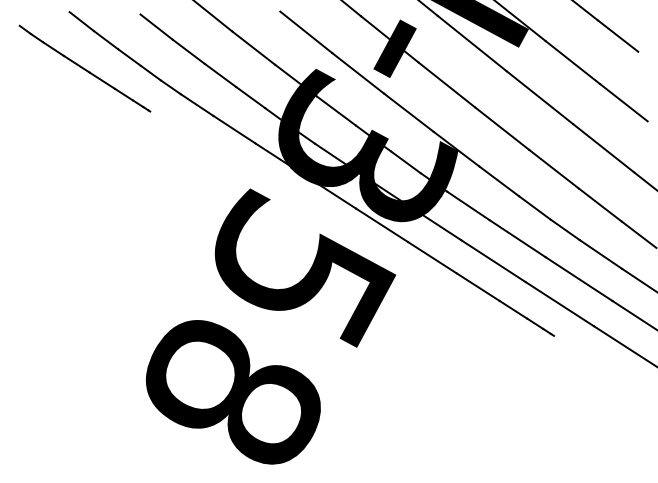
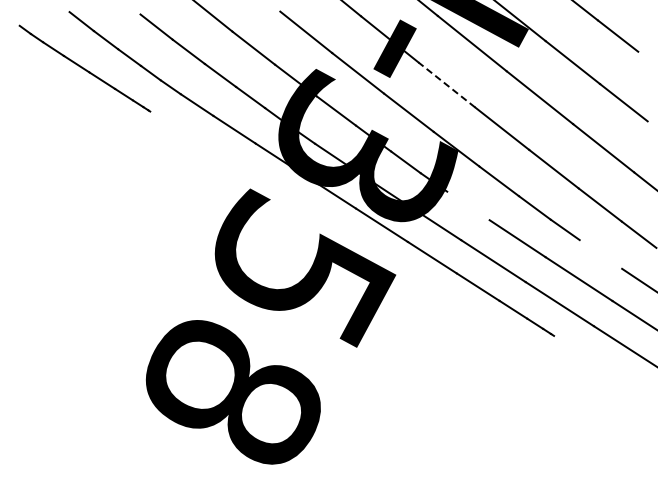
line: solid -> dashed (446, 84)
line: present -> none (468, 205)
line: present -> none (600, 254)
